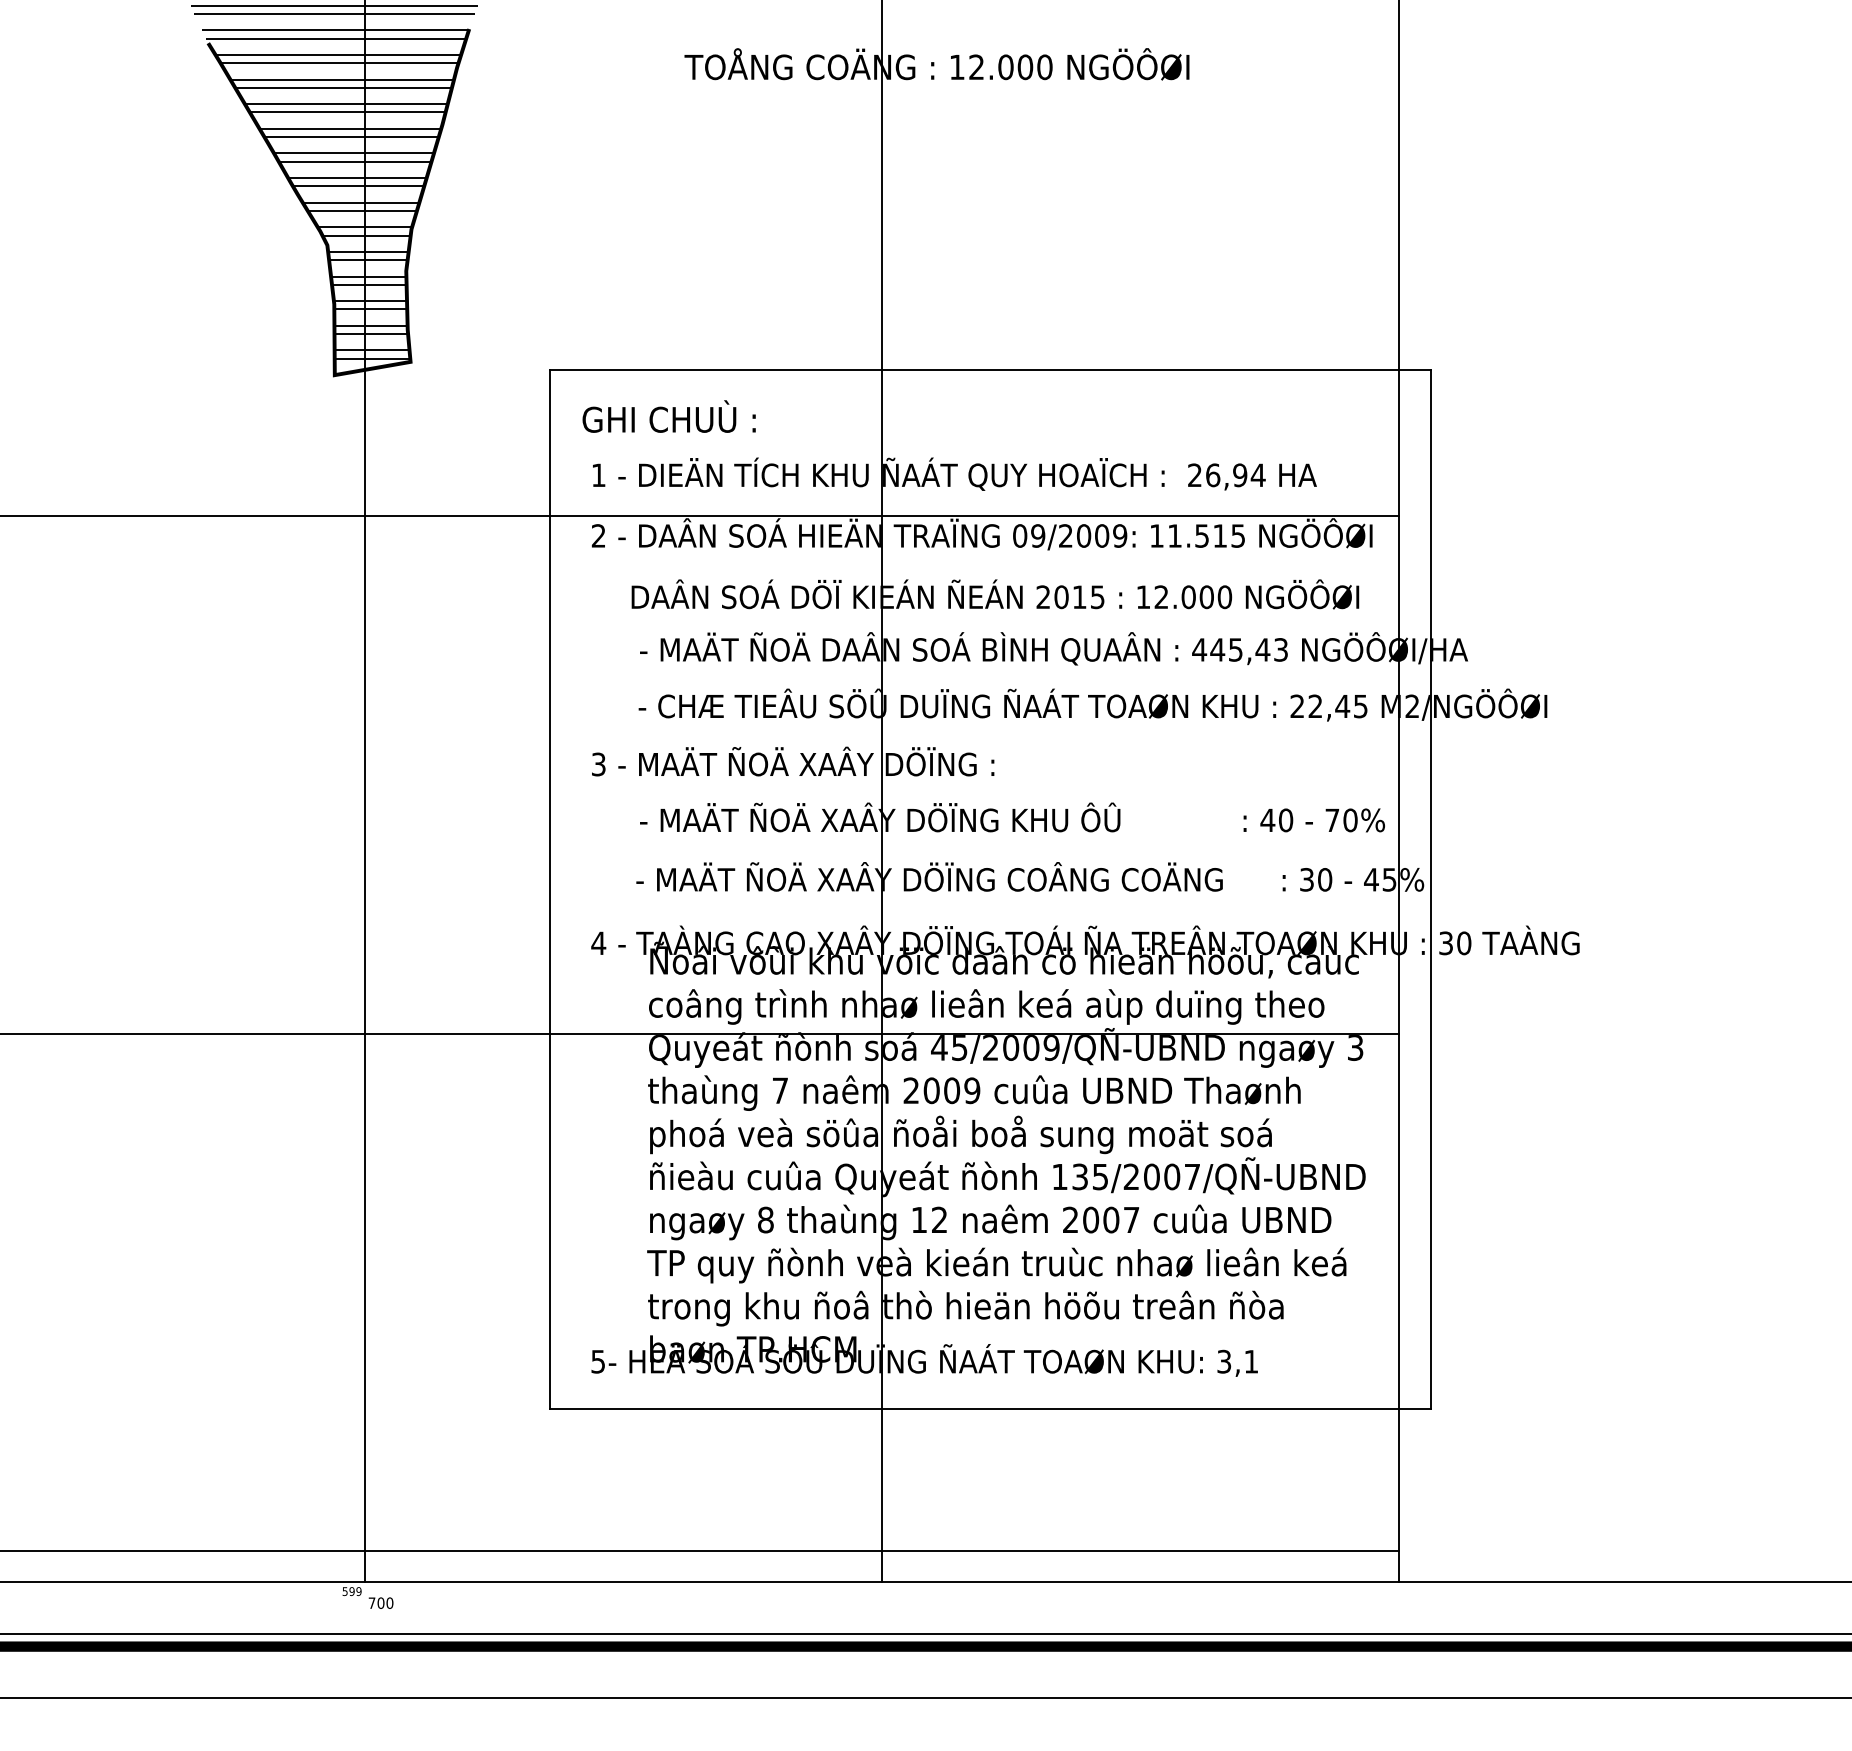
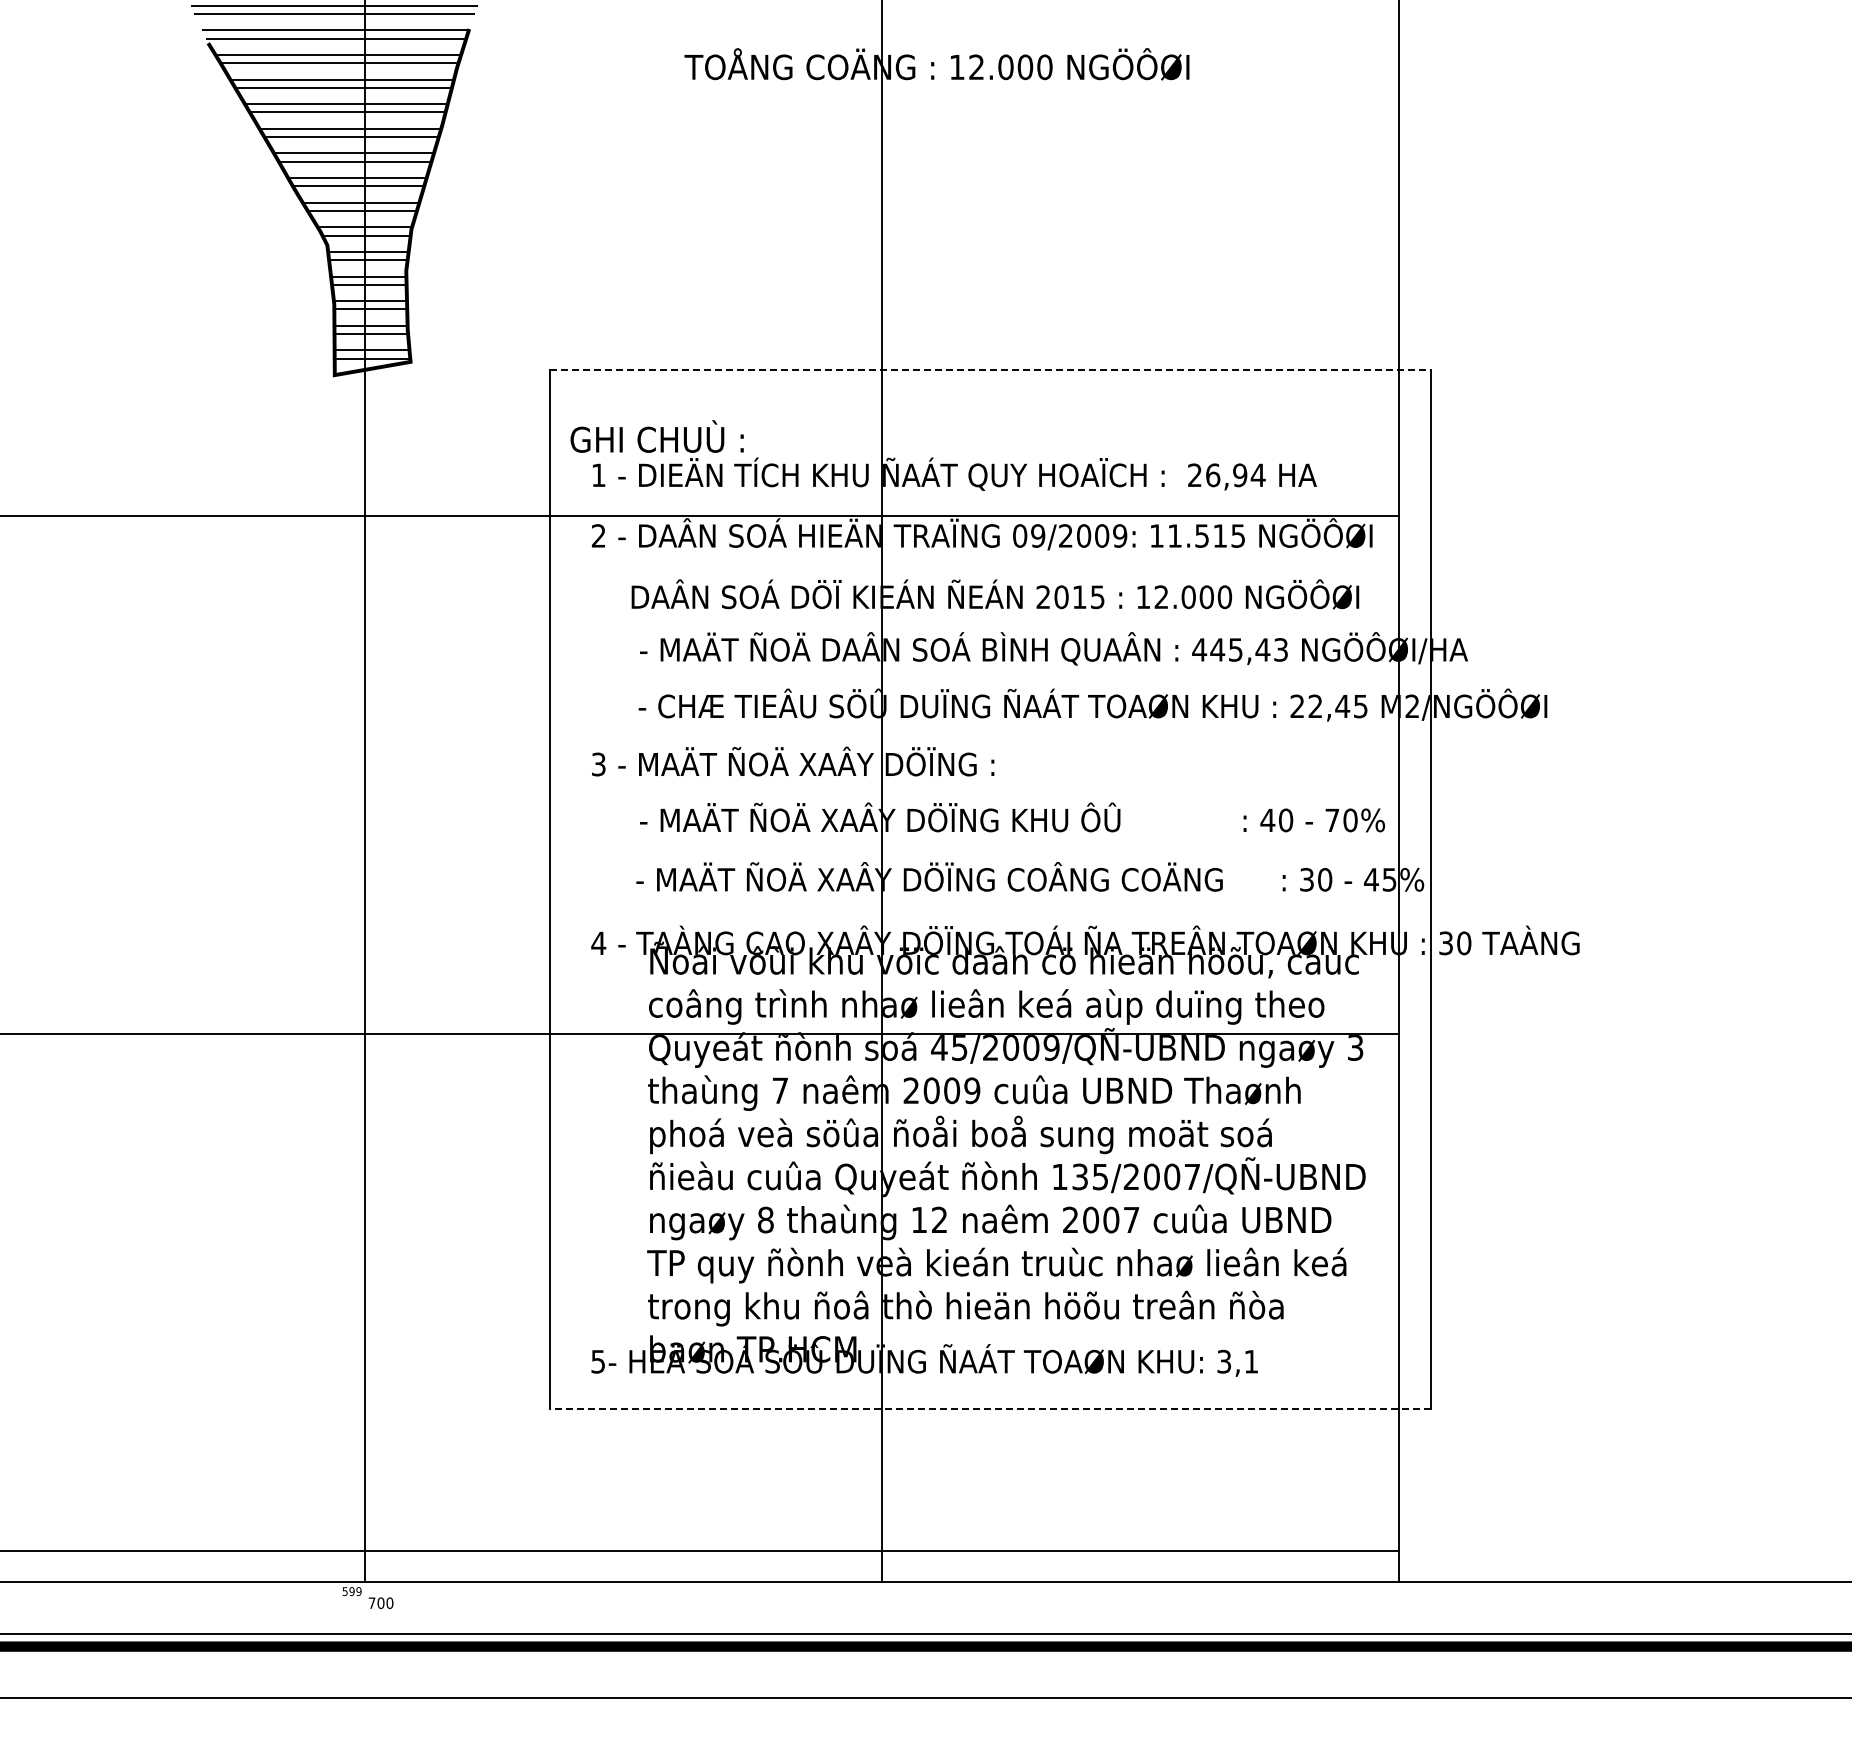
line: solid -> dashed (990, 369)
text position: (668, 416) -> (656, 436) (656, 436)
line: solid -> dashed (990, 1409)
